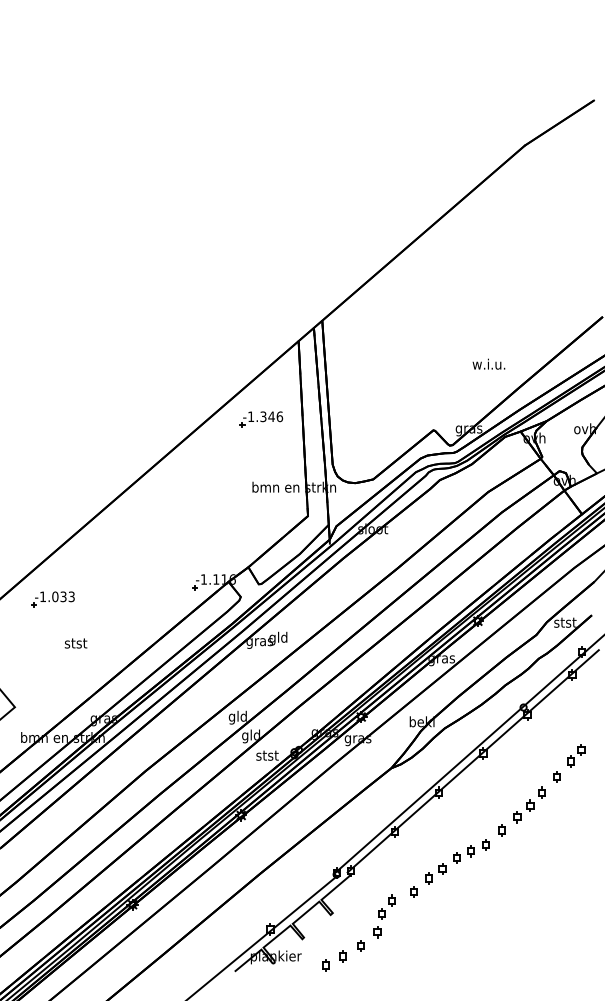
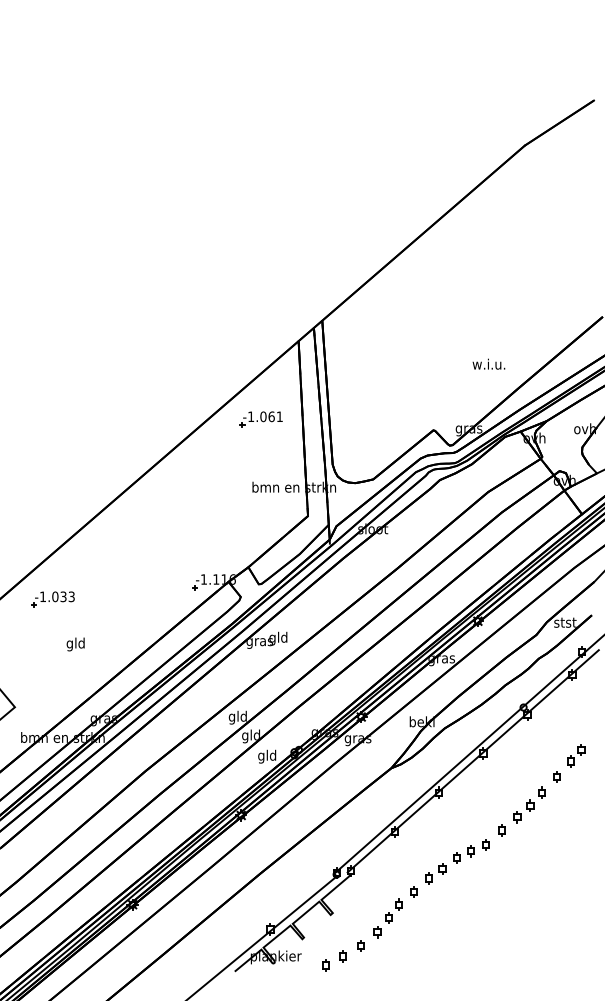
text: -1.346 -> -1.061 (271, 416)
text: stst -> gld (75, 644)
text: stst -> gld (267, 756)
part position: (386, 906) -> (393, 910) (393, 910)
